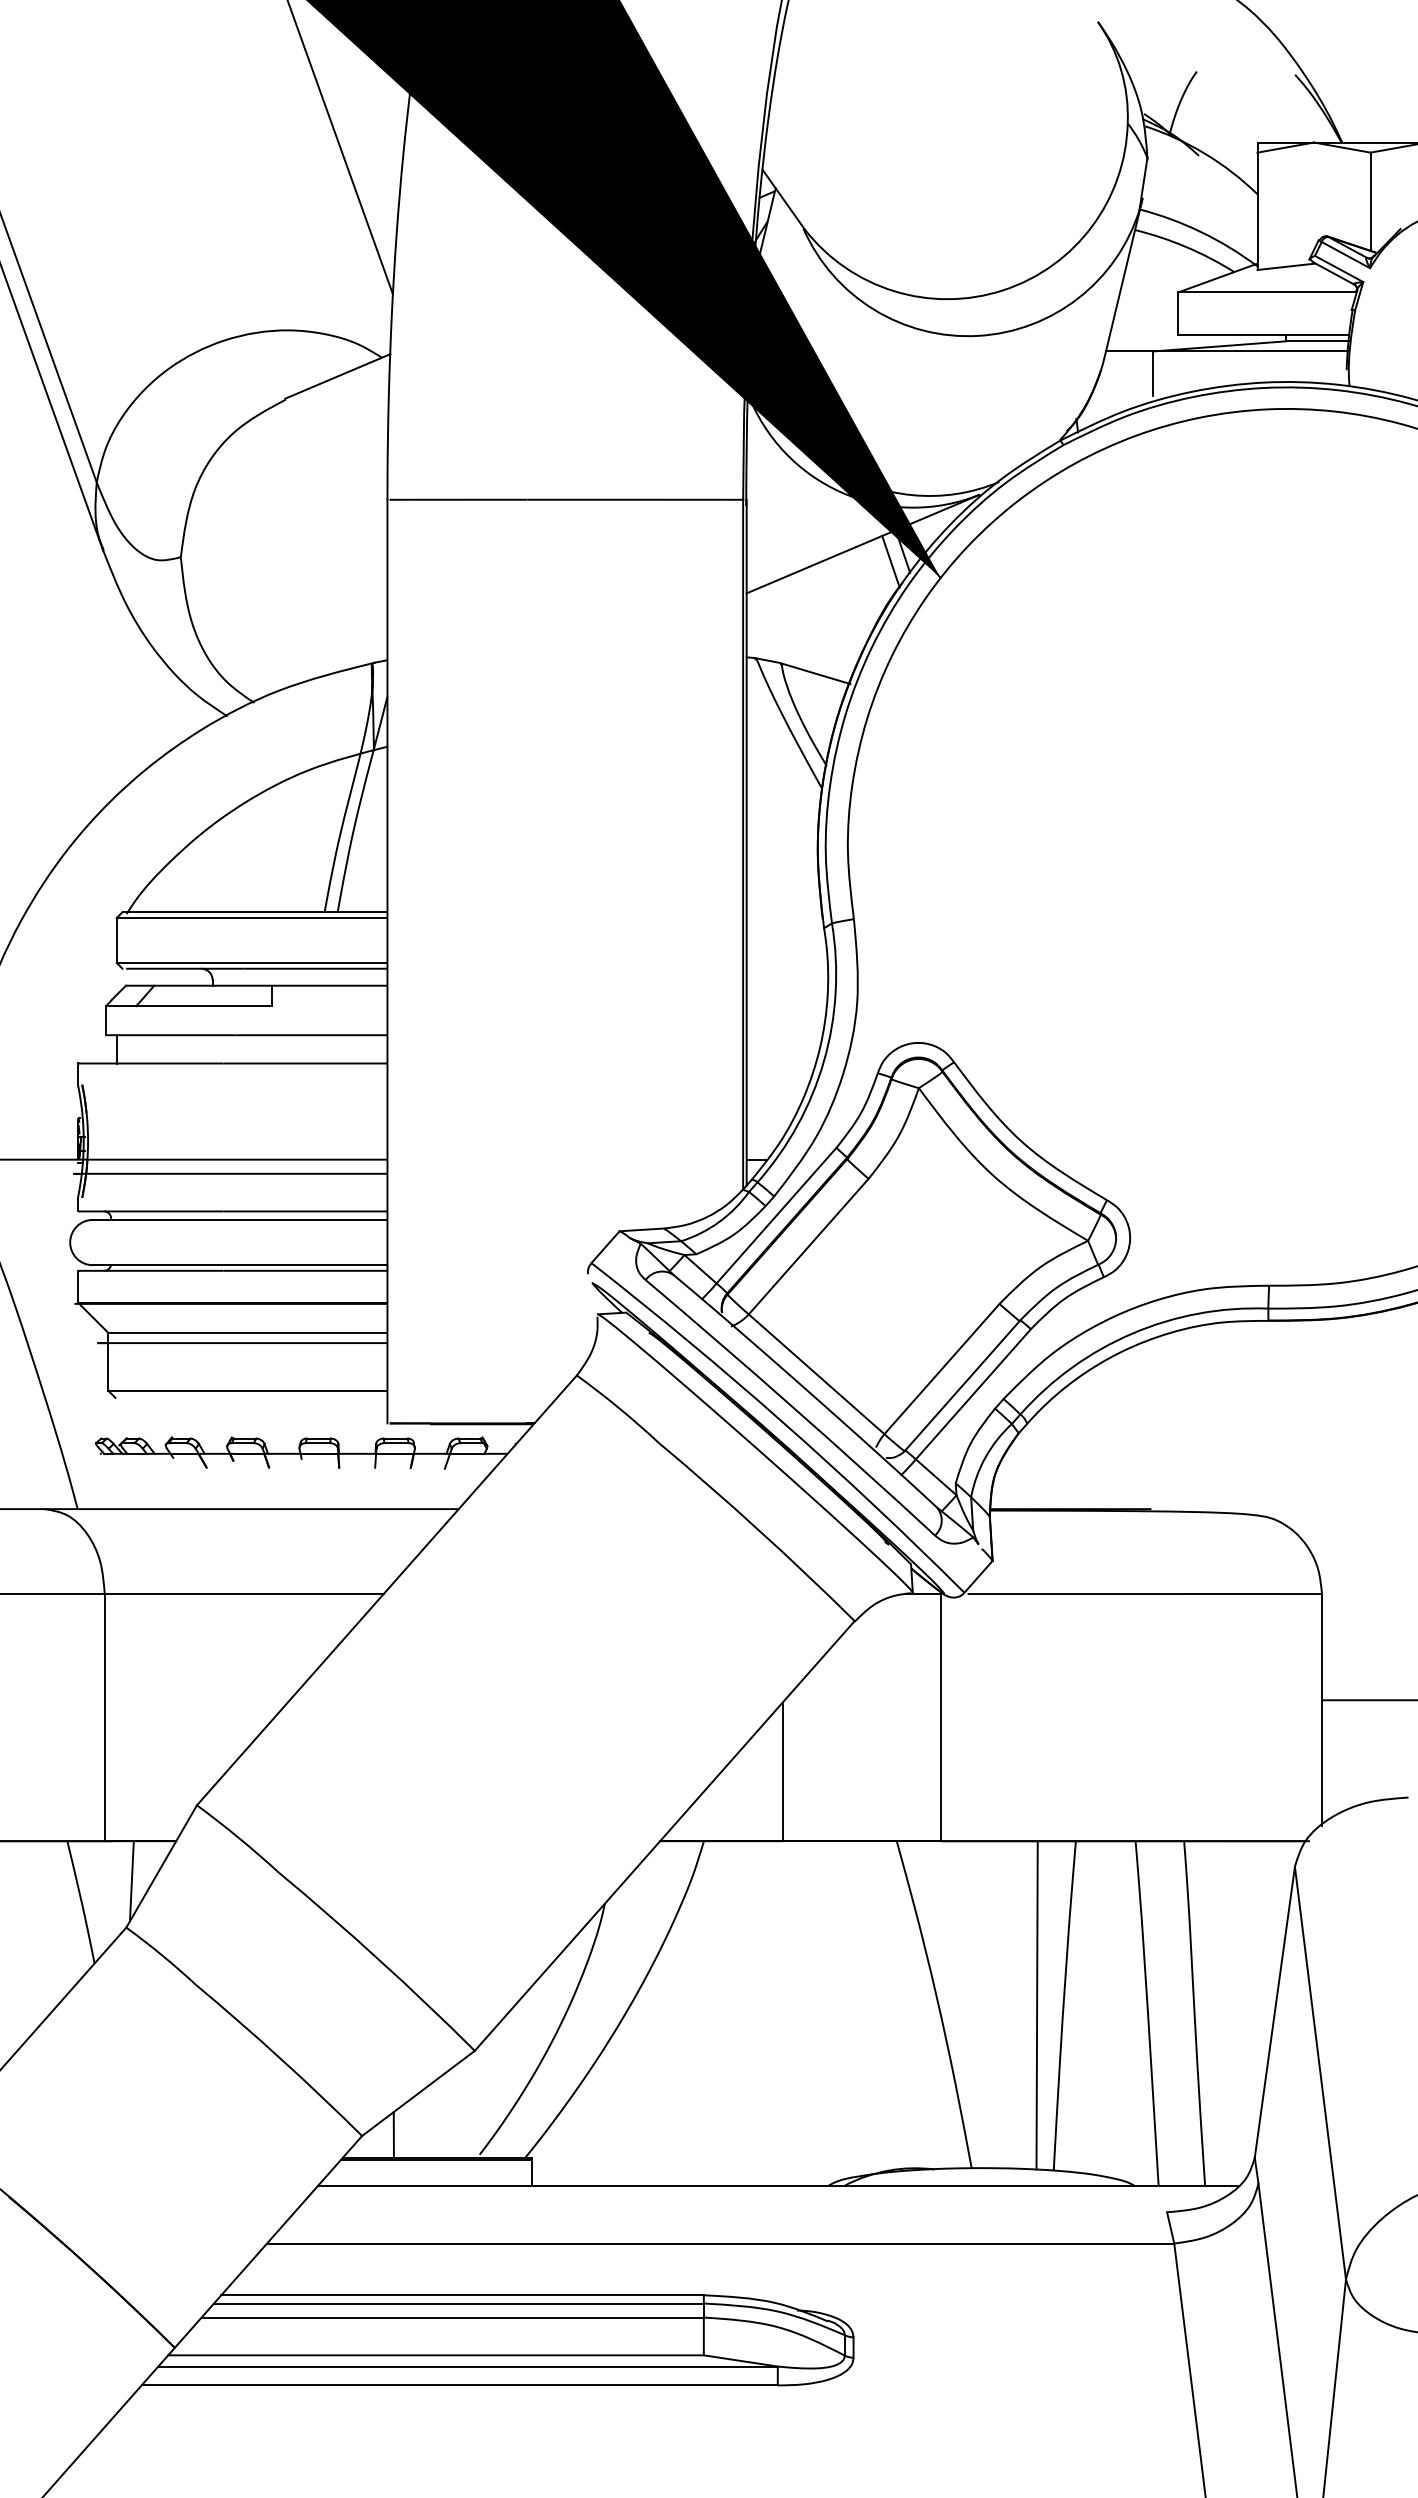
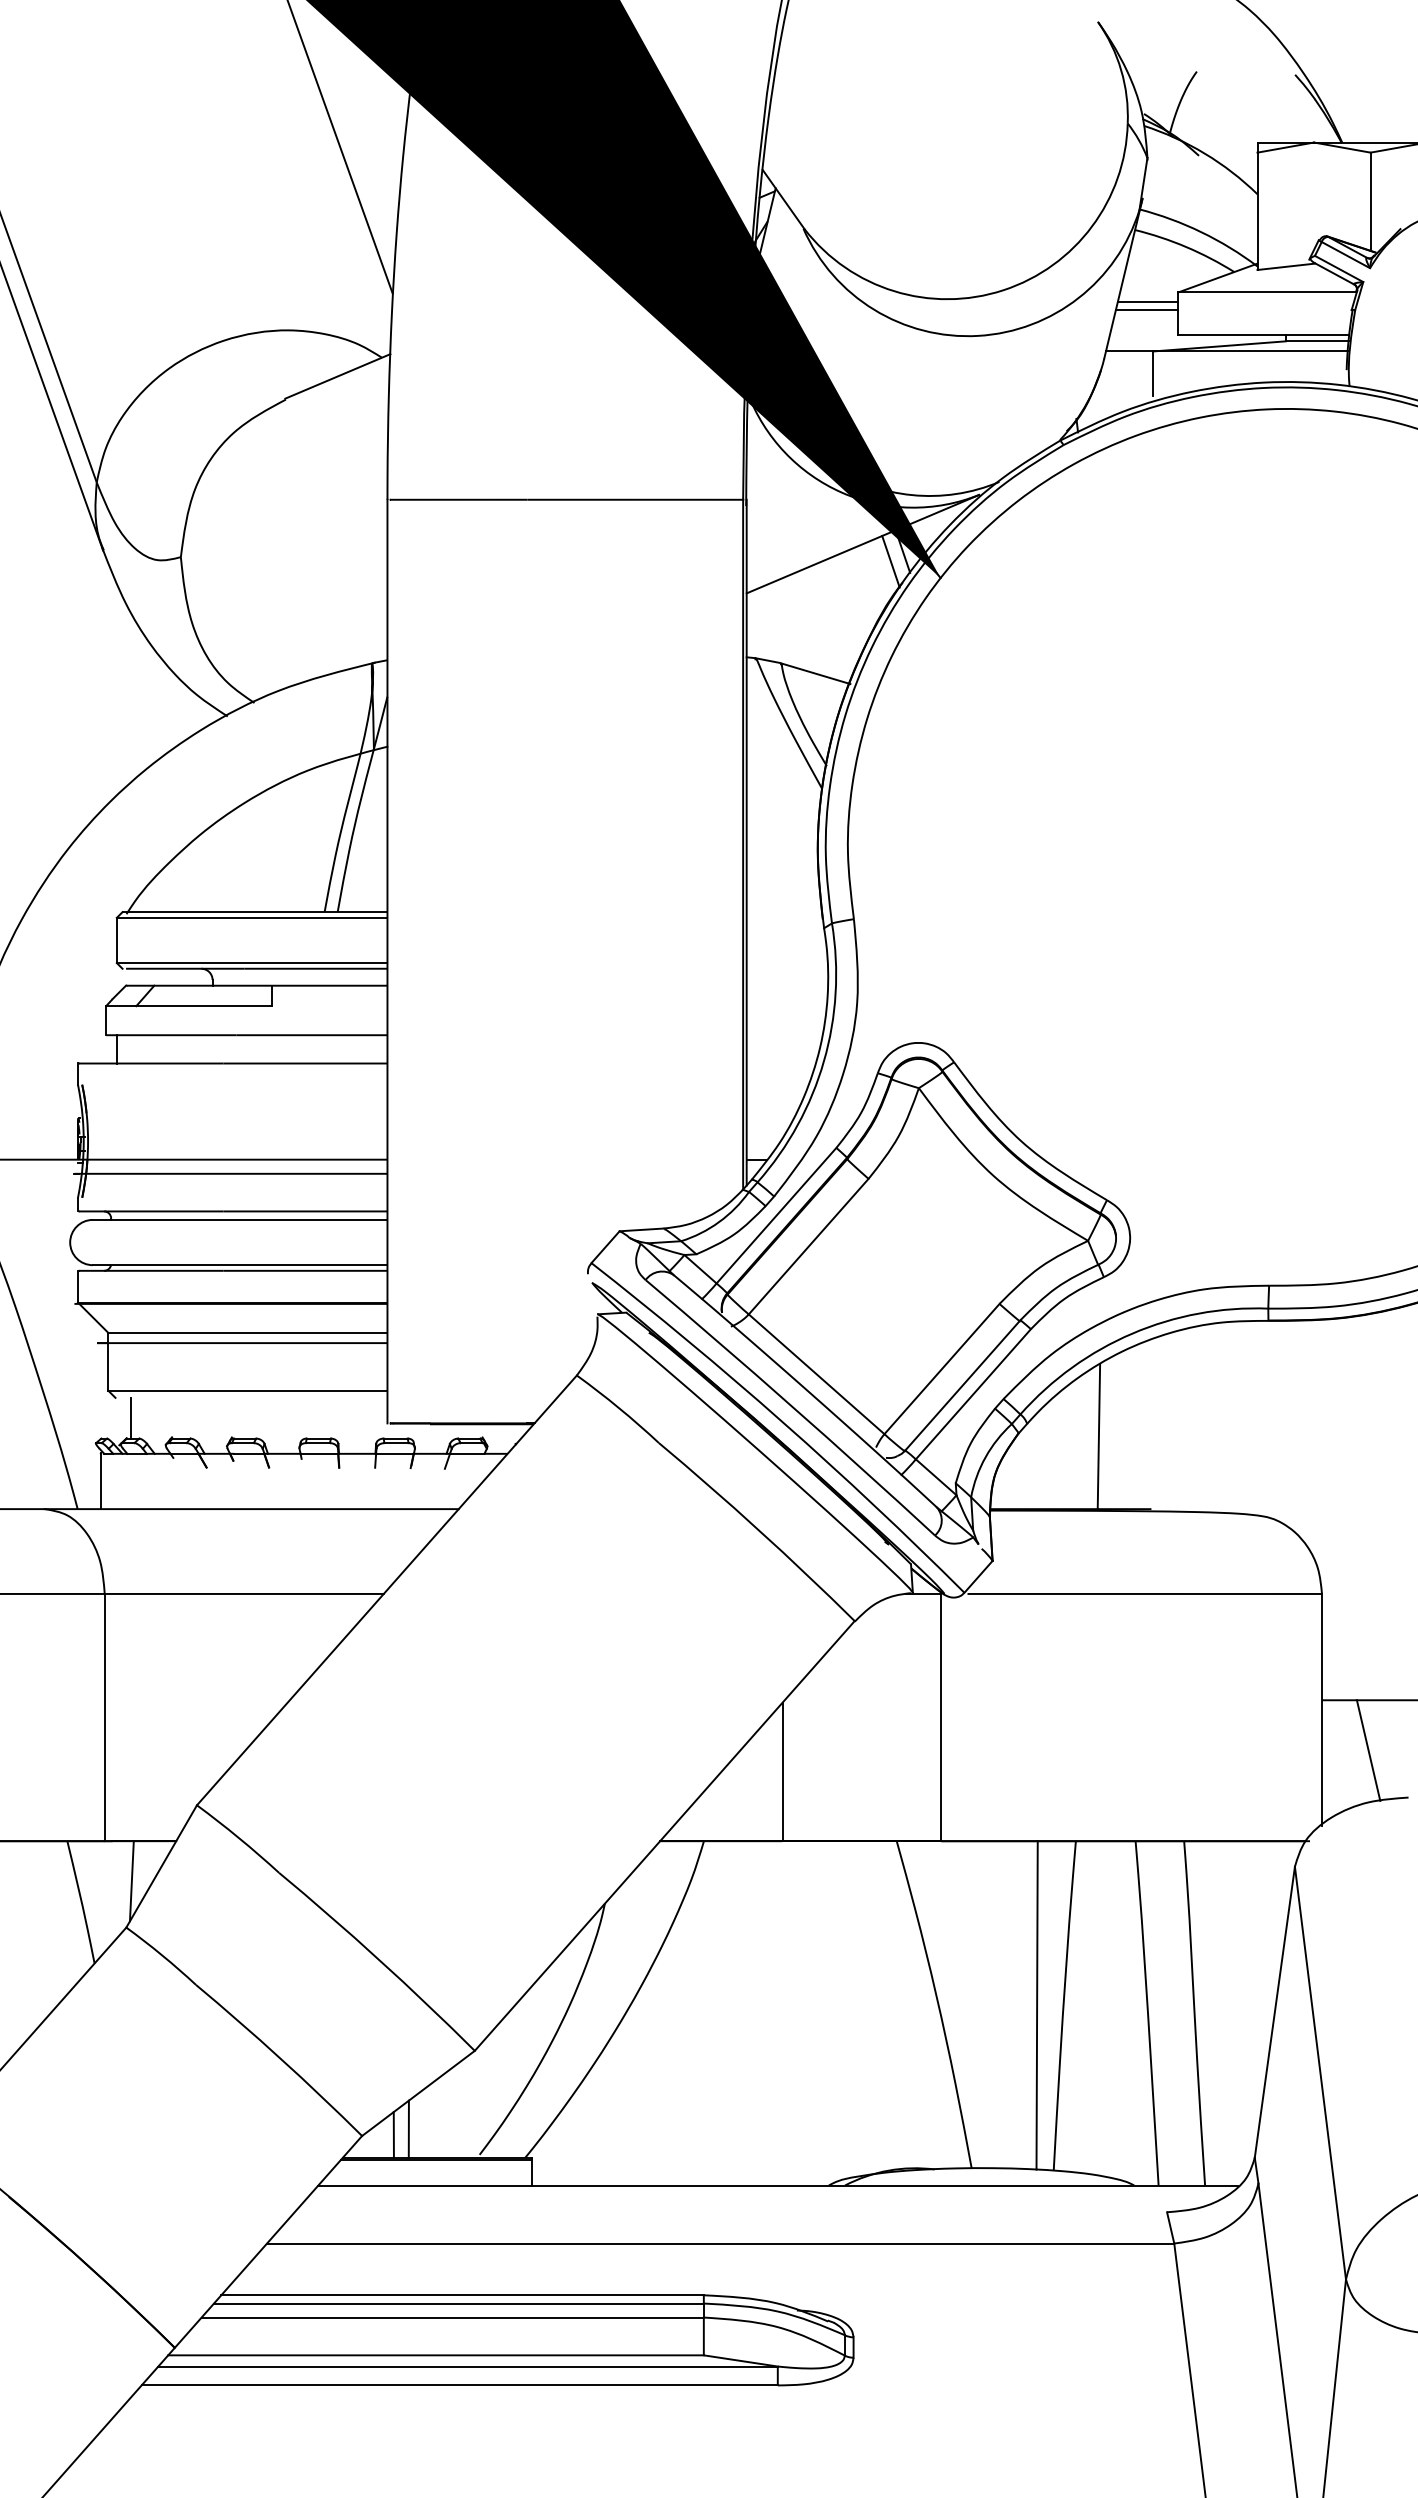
line: none -> present (1147, 302)
line: none -> present (1147, 309)
line: none -> present (131, 1417)
line: none -> present (1098, 1436)
line: none -> present (101, 1480)
line: none -> present (1368, 1750)
line: none -> present (408, 2128)
